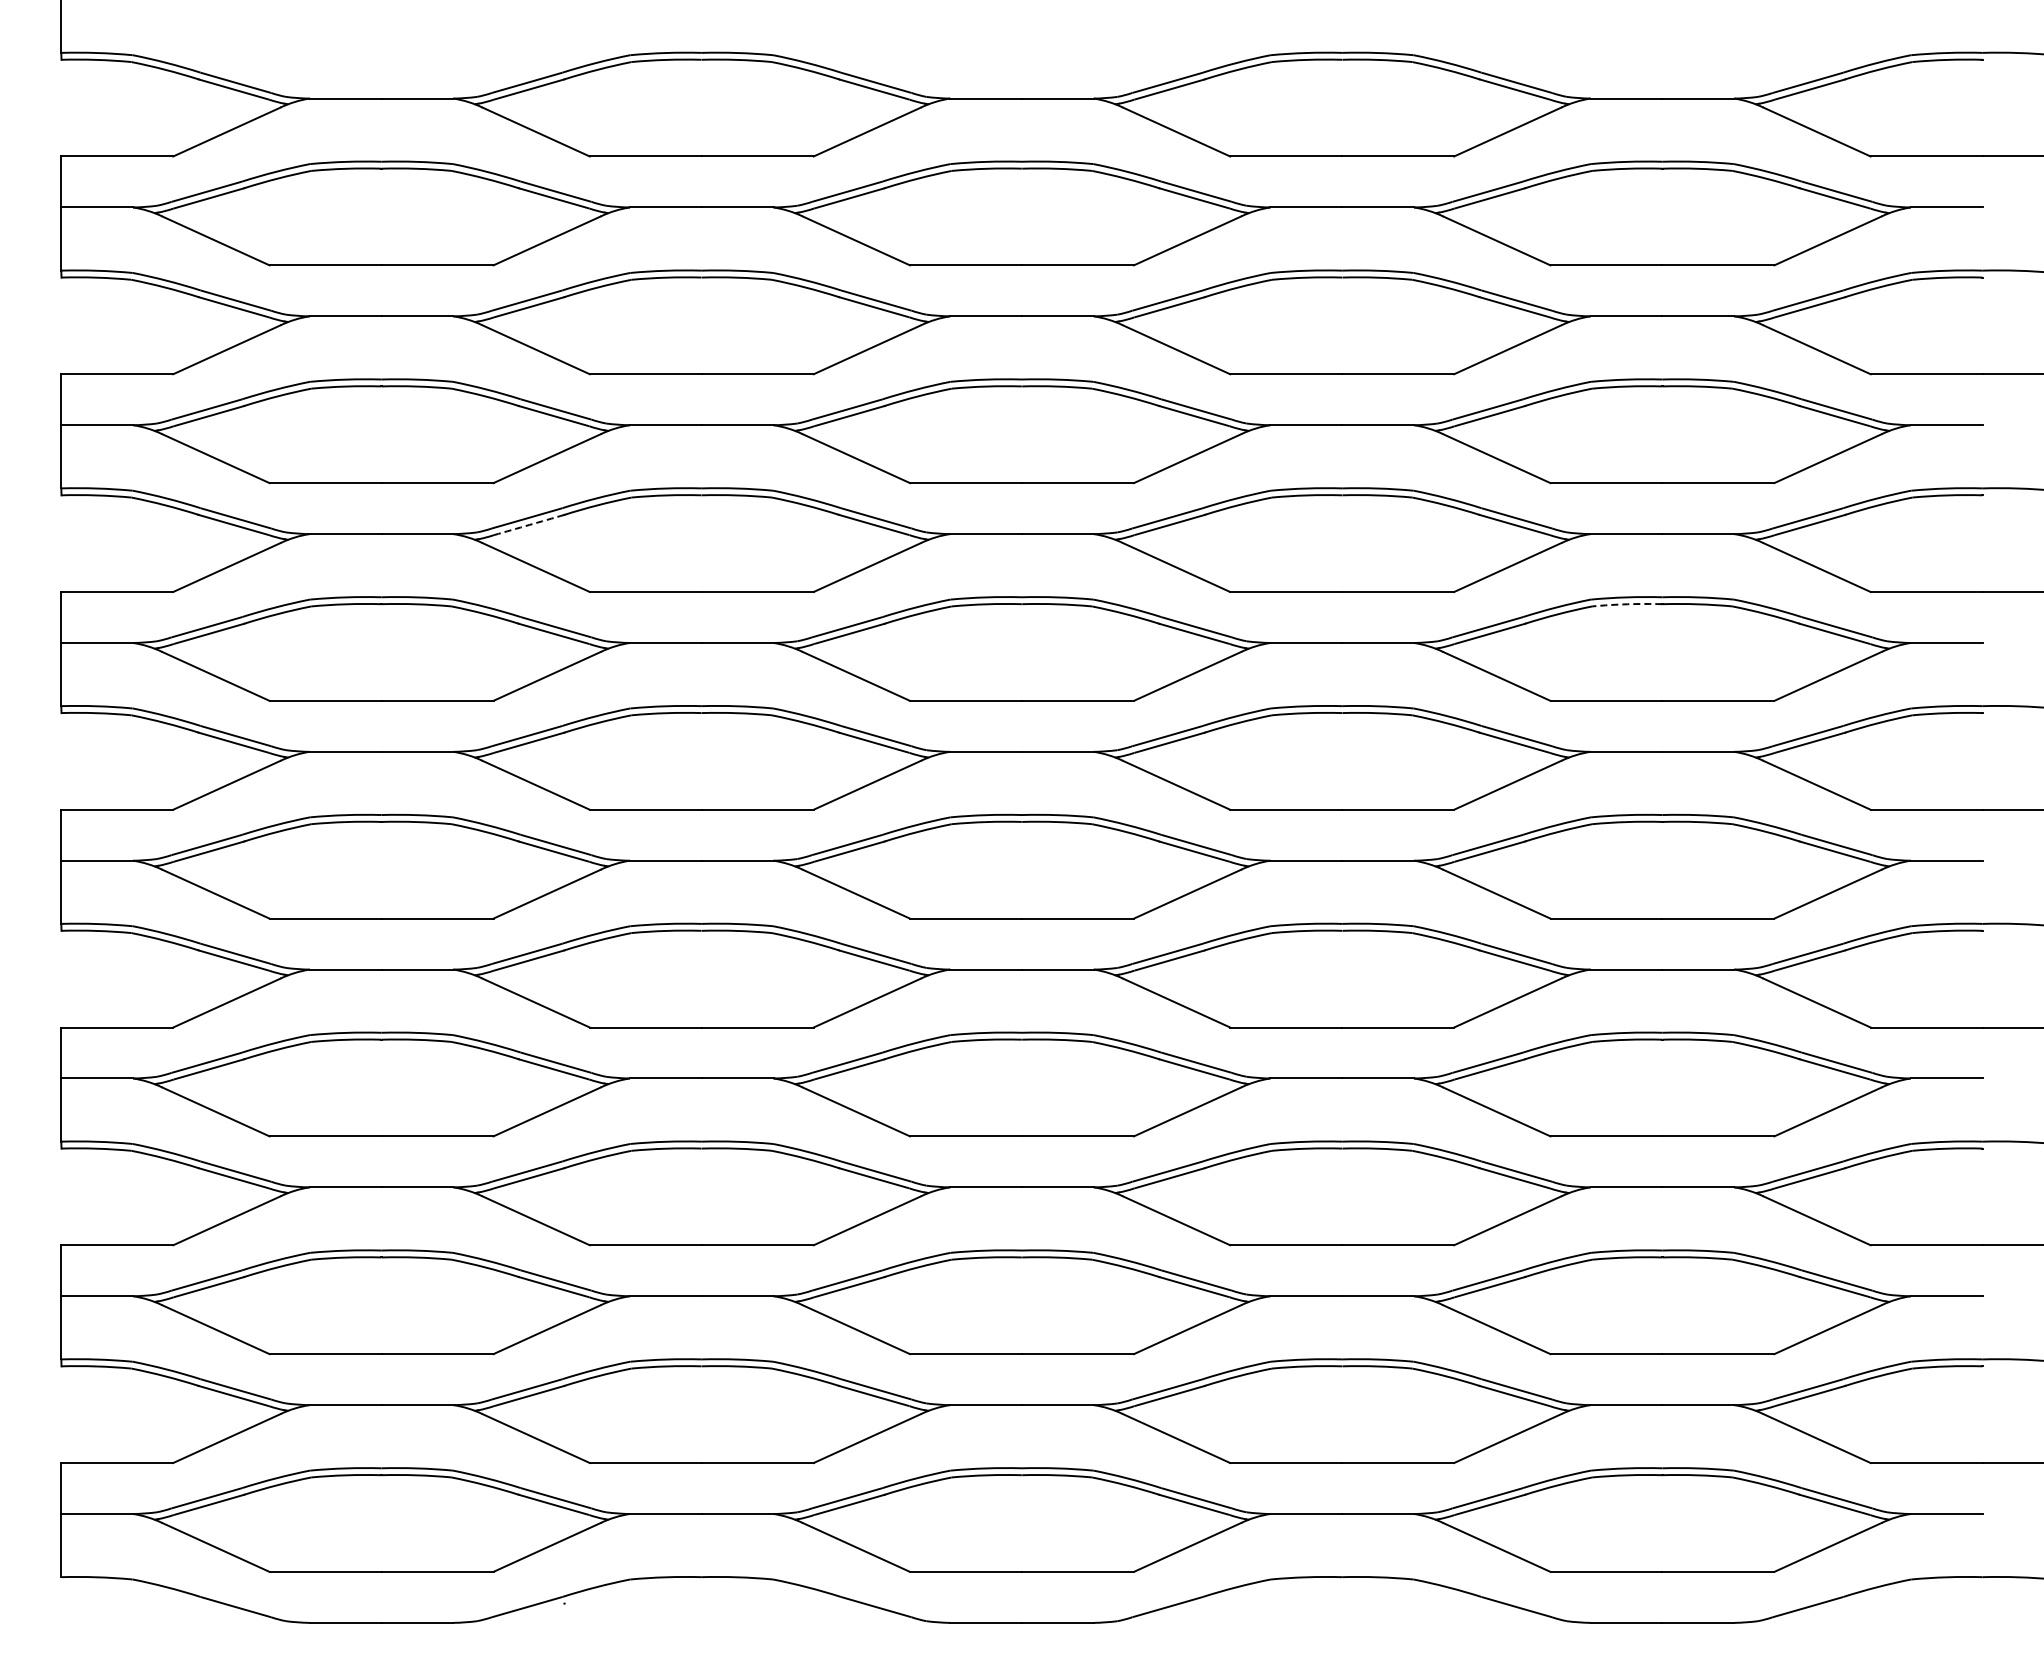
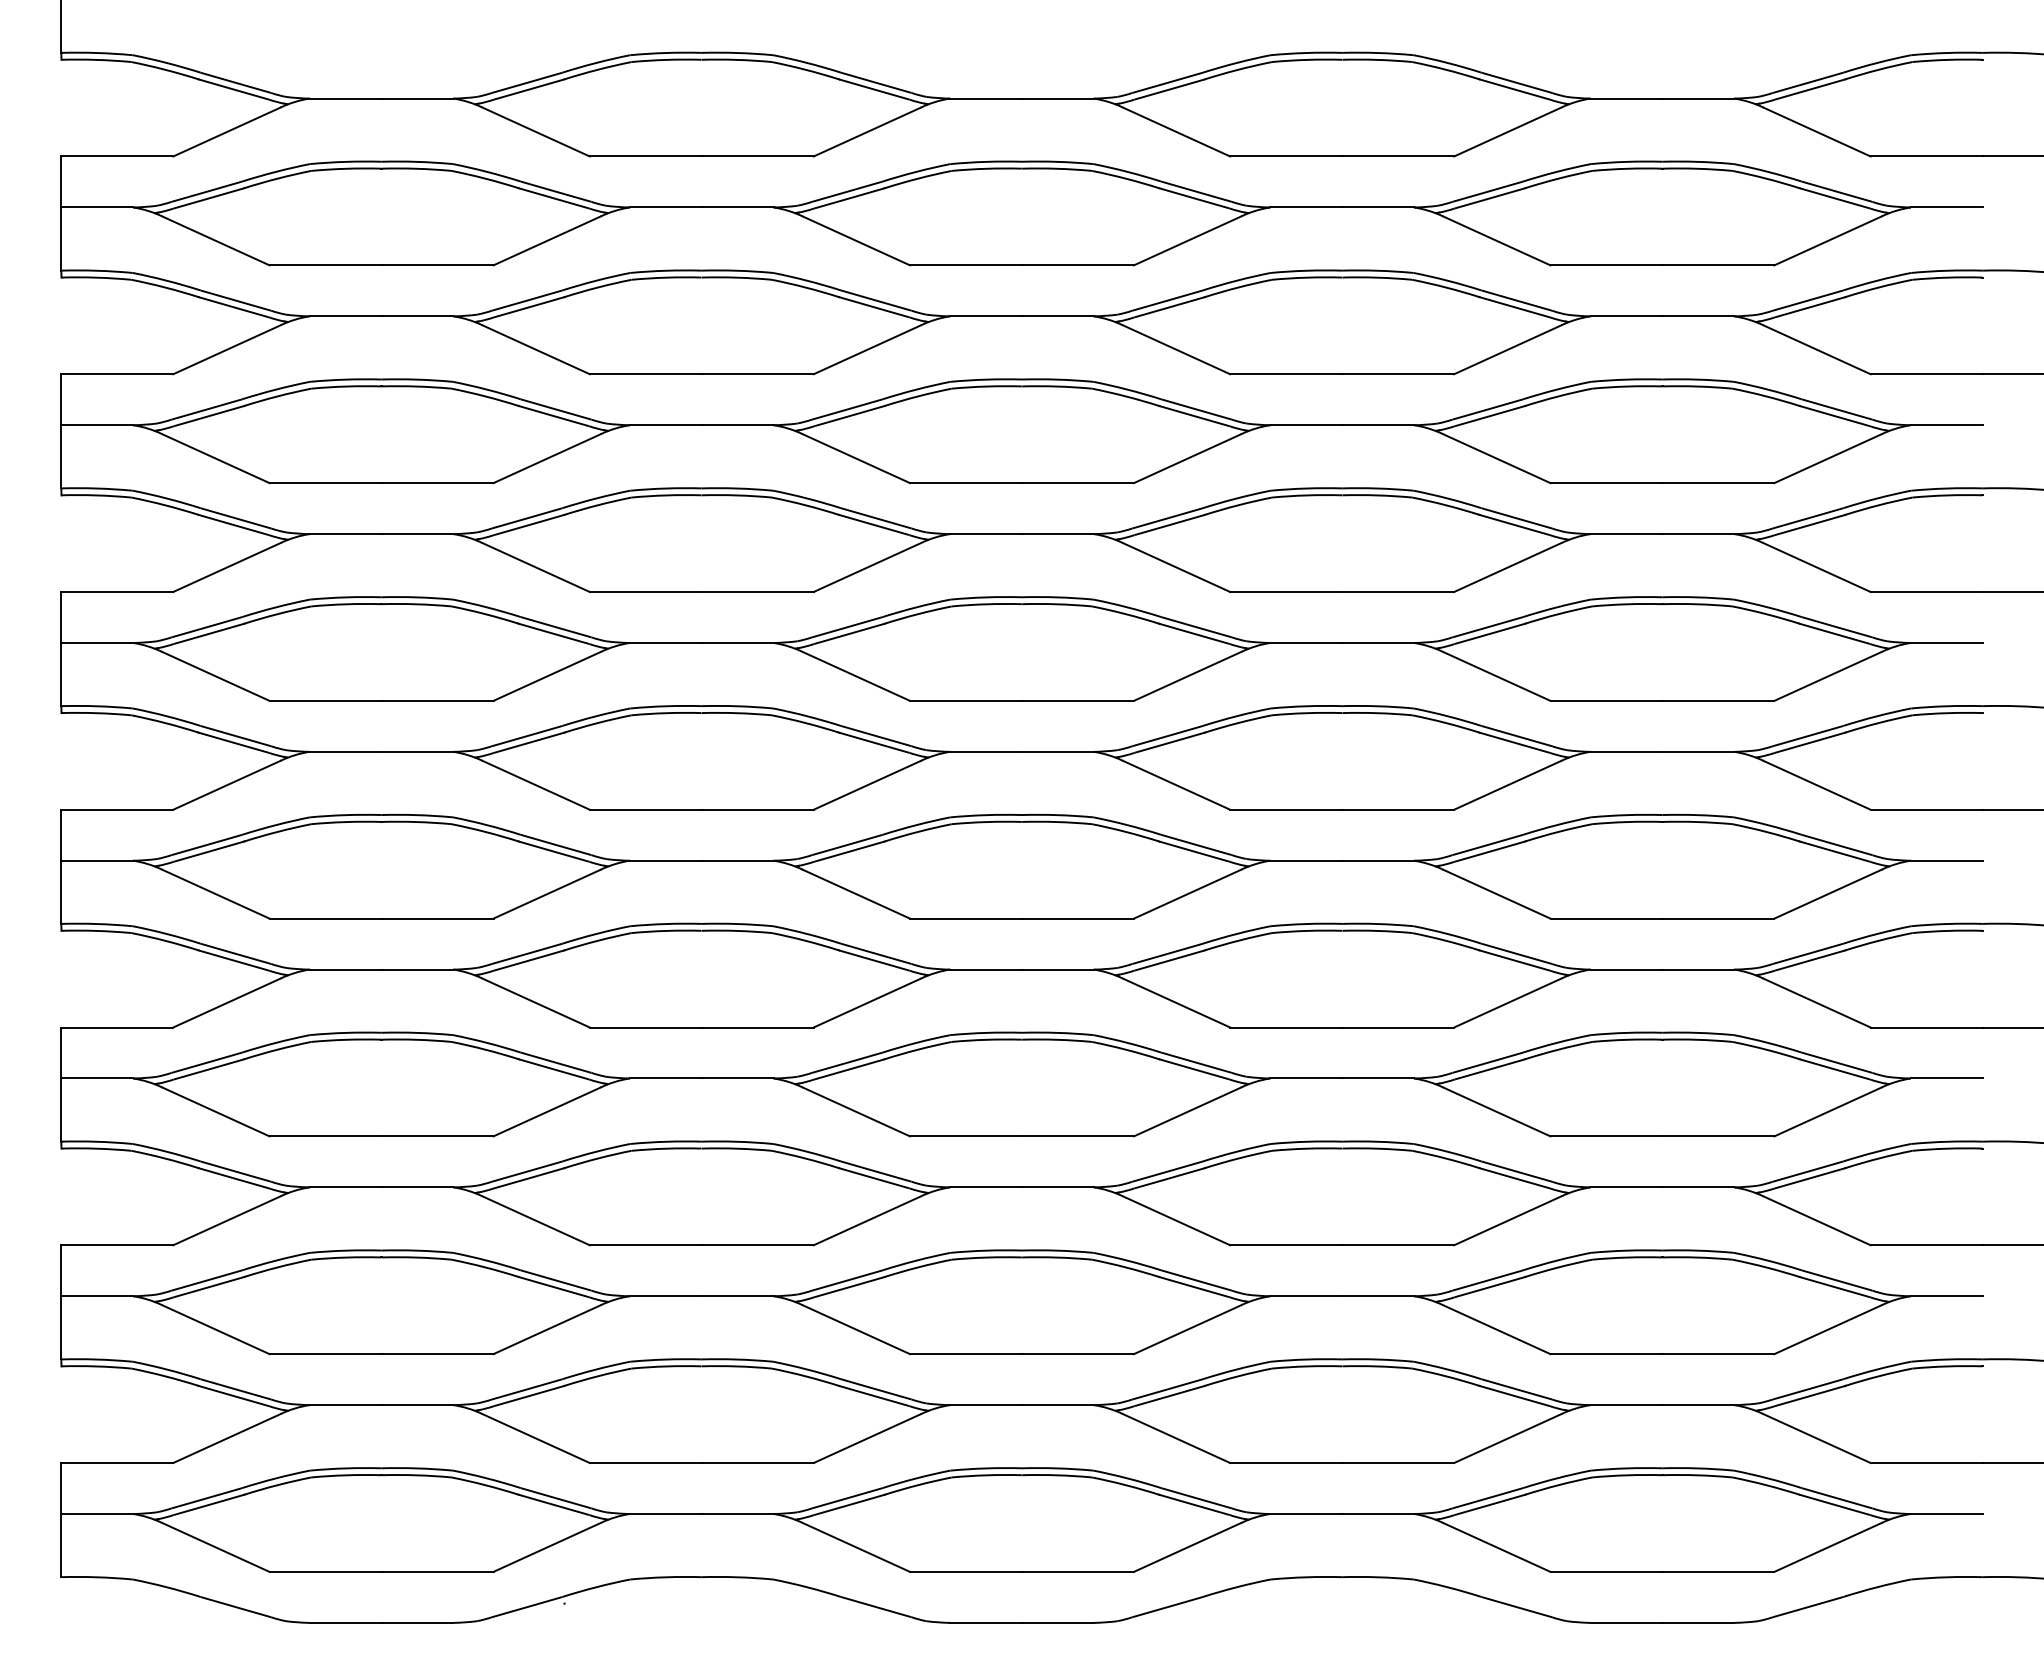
arc: dashed -> solid (529, 525)
arc: dashed -> solid (1627, 604)
